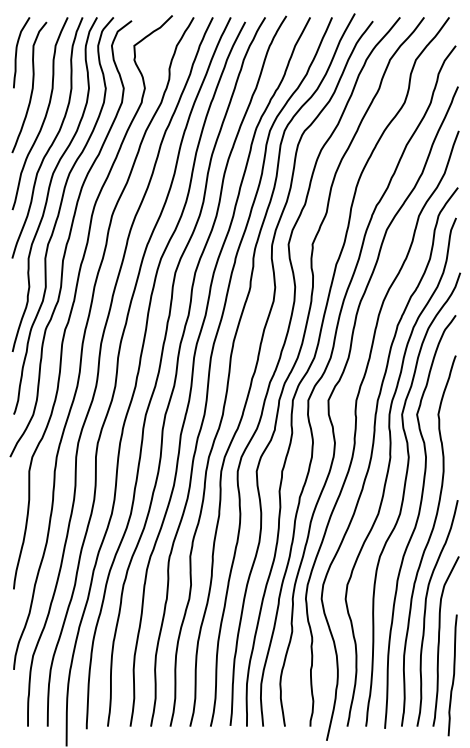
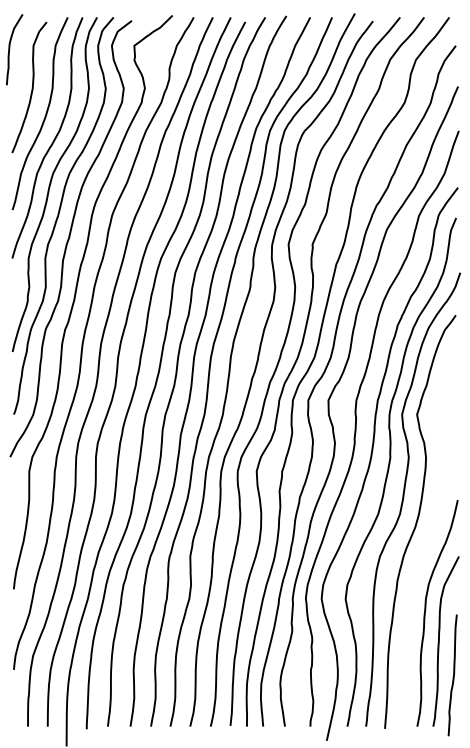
curve position: (17, 52) -> (10, 49) (10, 49)
curve: present -> none (428, 540)
